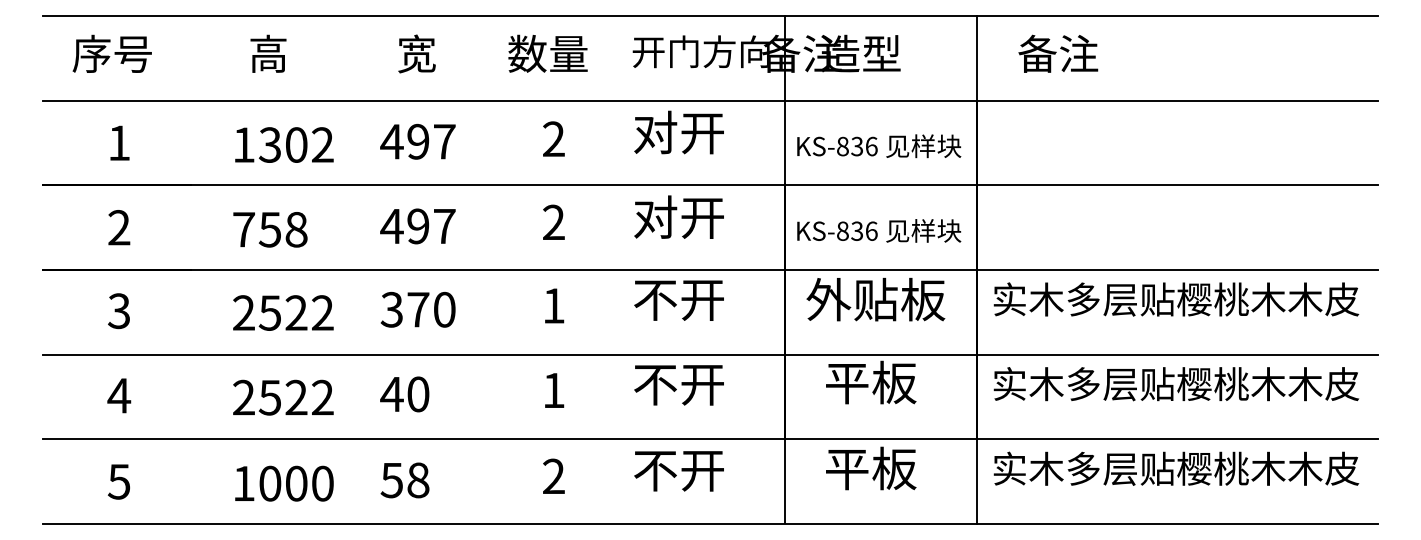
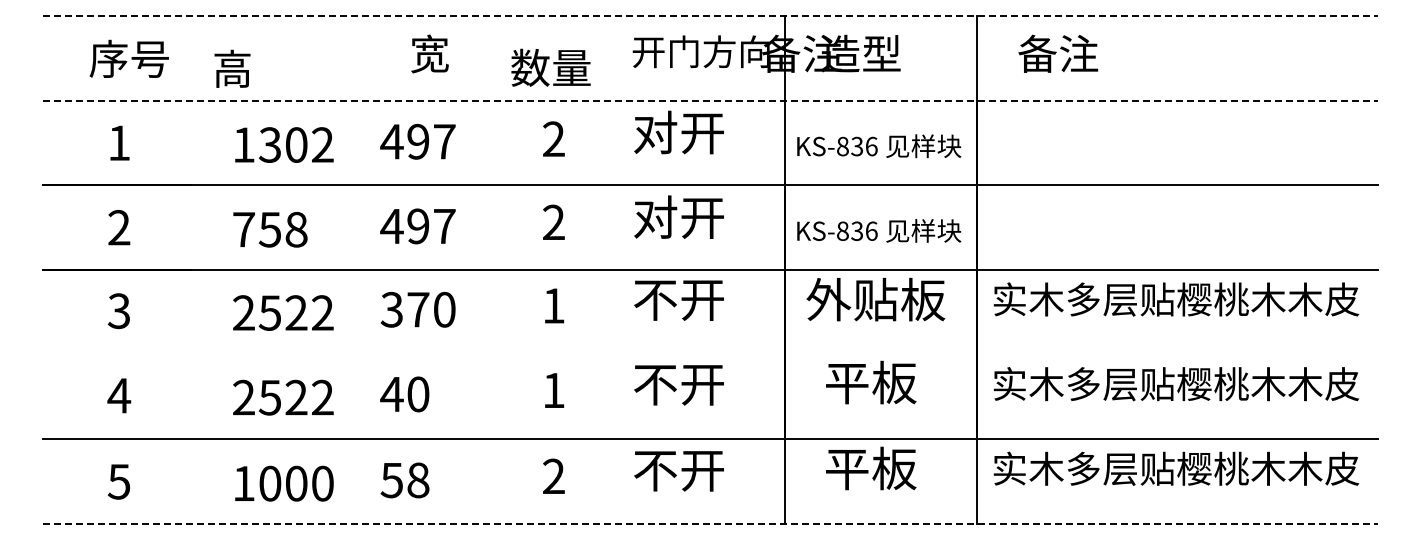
line: solid -> dashed (710, 16)
text position: (111, 53) -> (128, 58) (128, 58)
text position: (268, 53) -> (232, 68) (232, 68)
text position: (416, 53) -> (429, 53) (429, 53)
text position: (547, 53) -> (550, 67) (550, 67)
line: solid -> dashed (710, 100)
line: present -> none (710, 354)
line: solid -> dashed (710, 523)
